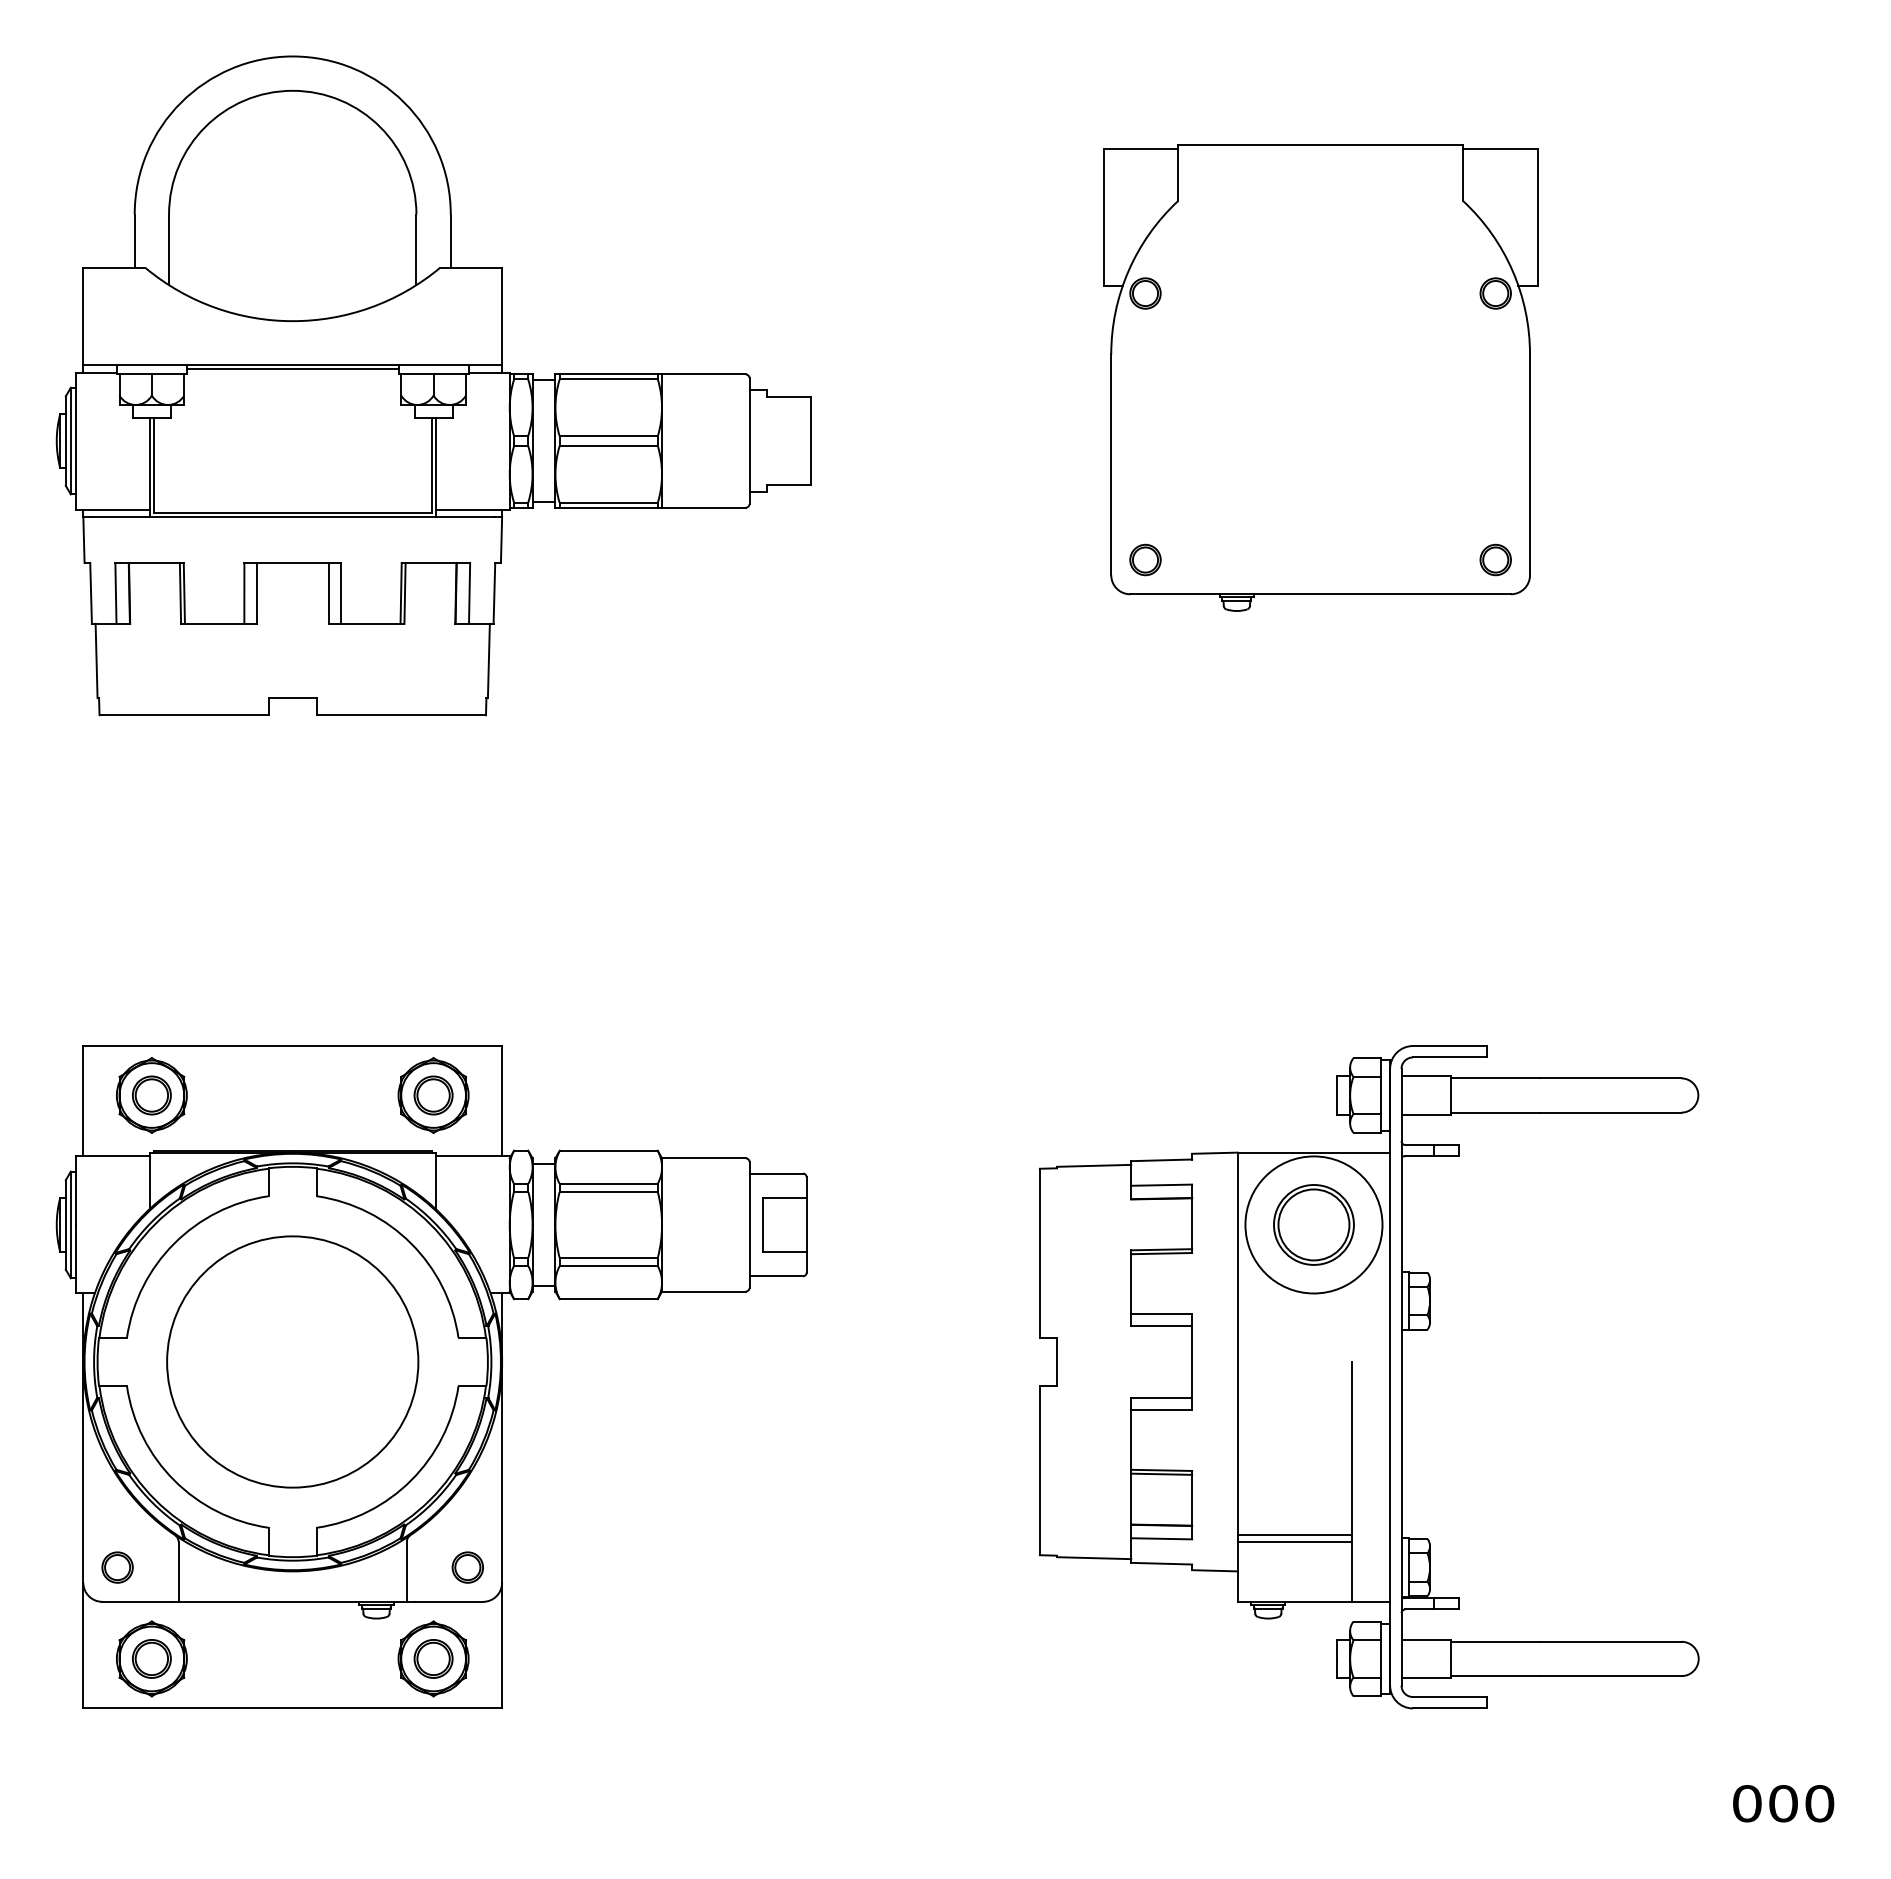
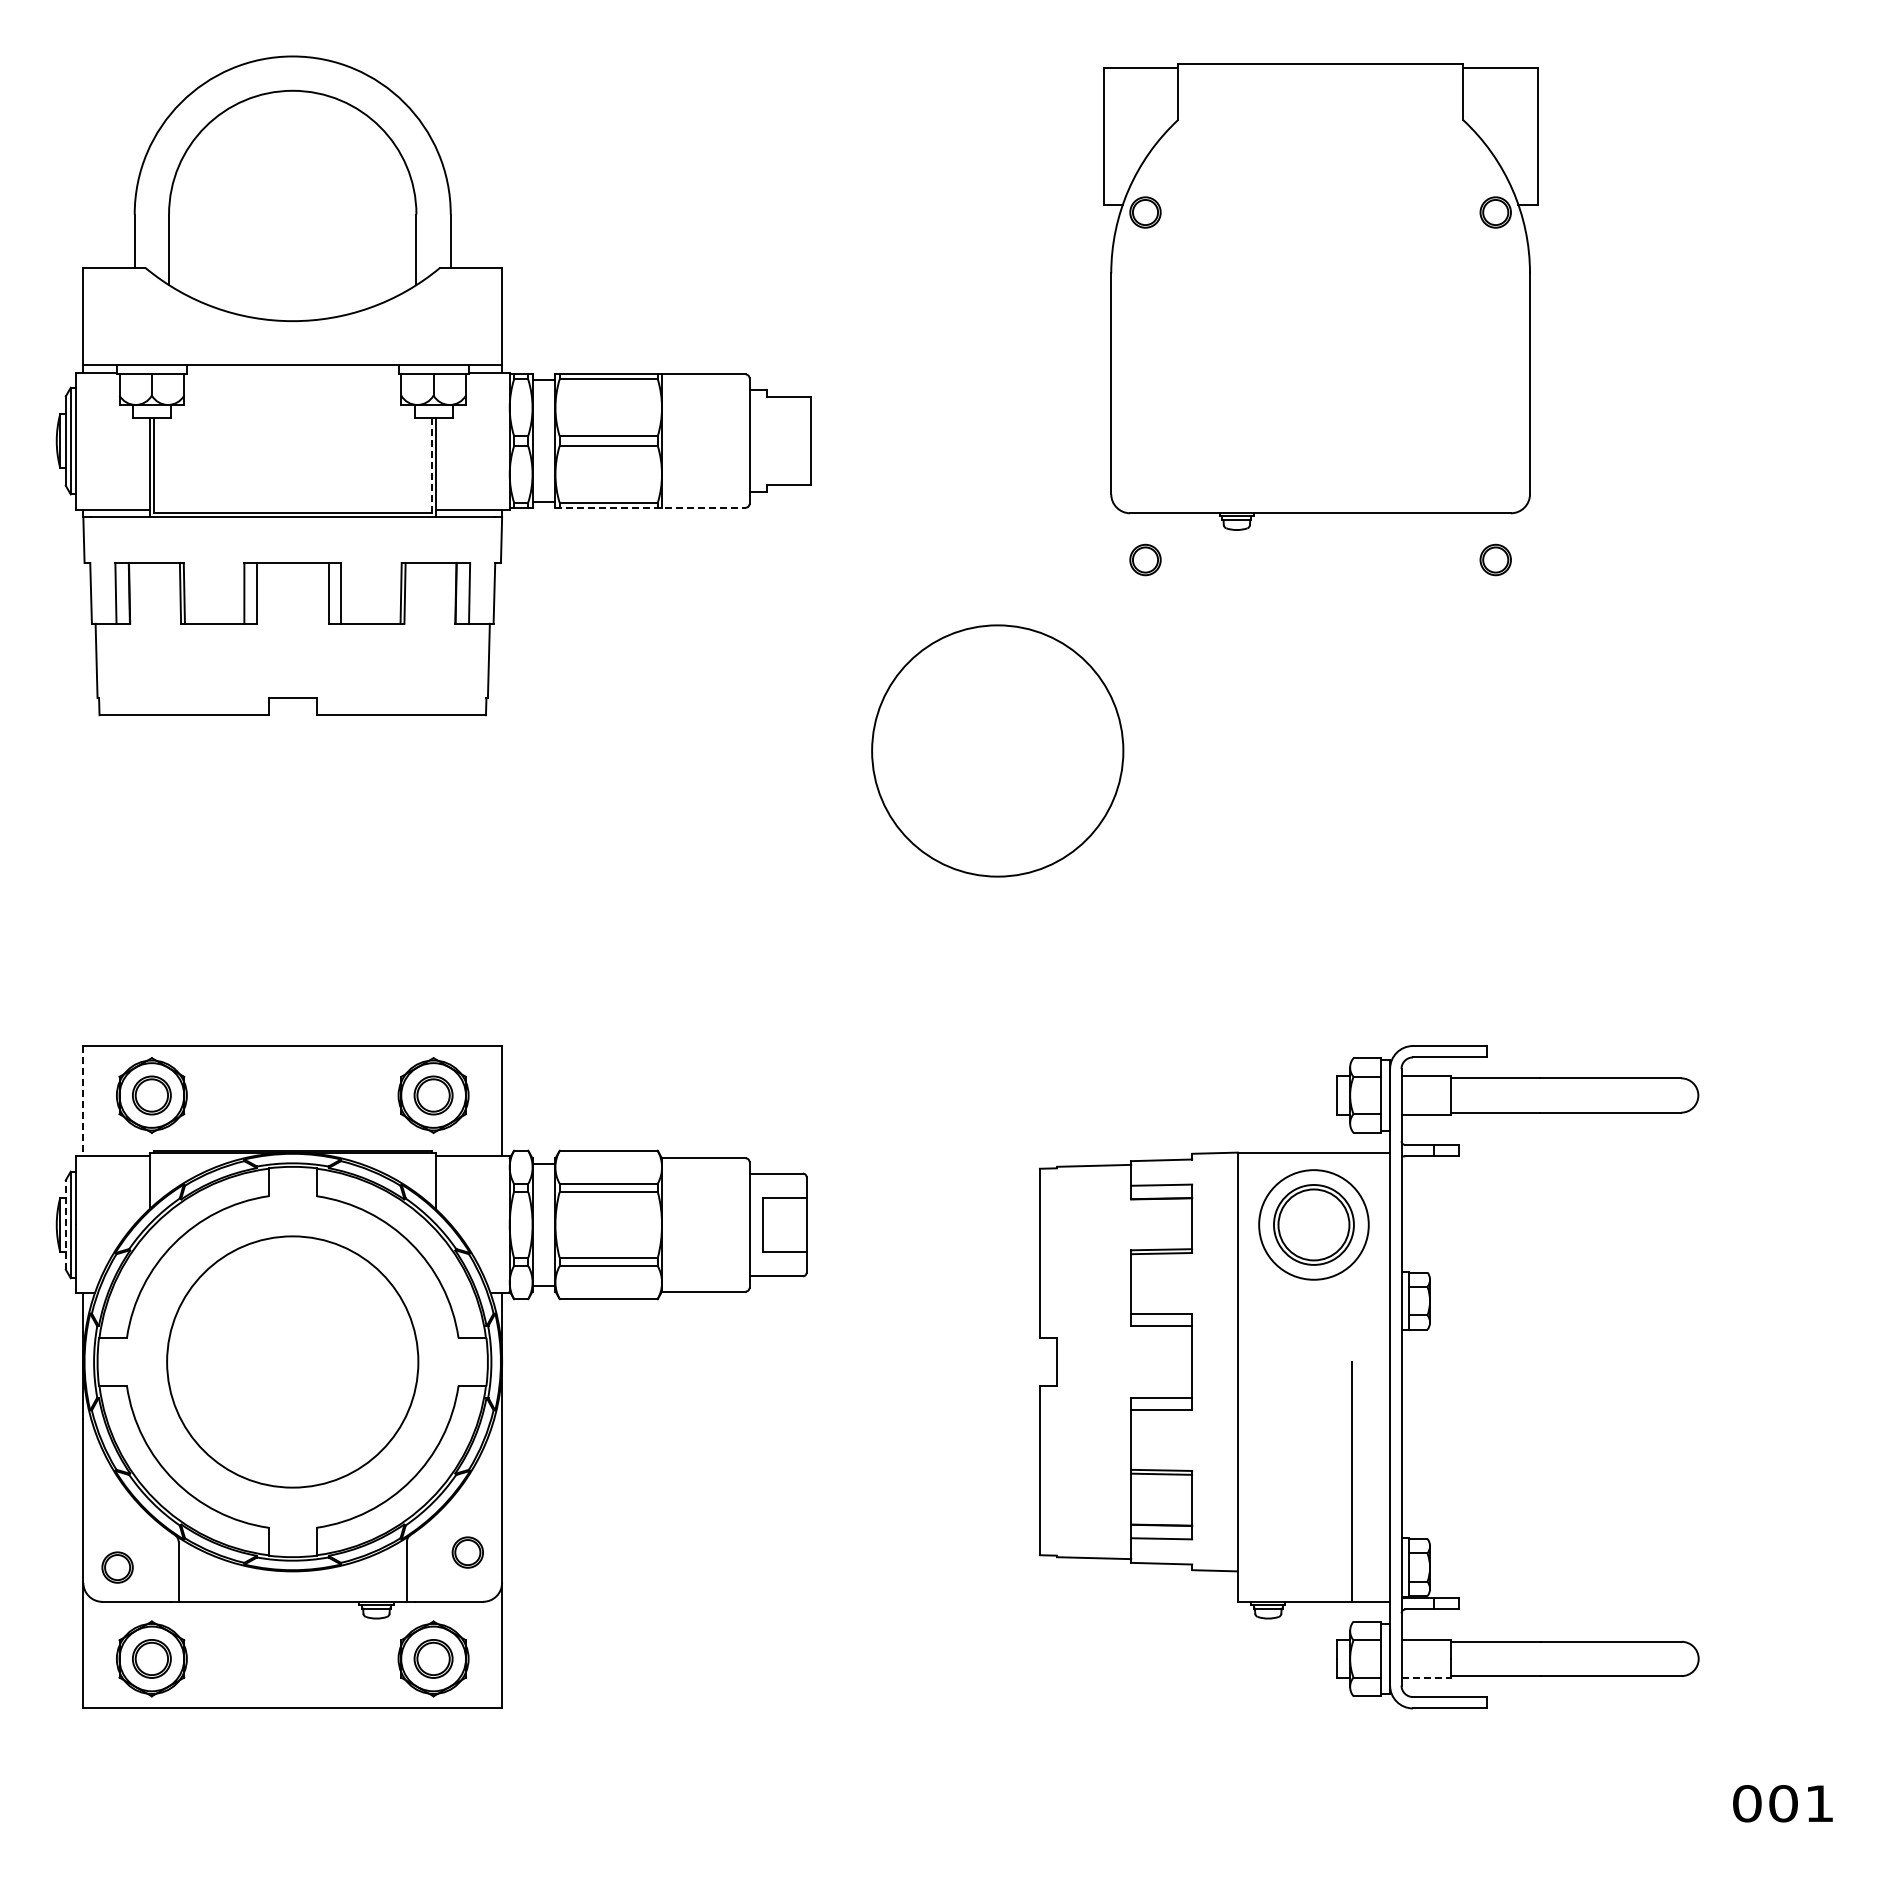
line: present -> none (292, 368)
part position: (1320, 377) -> (1320, 296) (1320, 296)
line: solid -> dashed (431, 465)
line: solid -> dashed (651, 507)
circle: none -> present (997, 750)
line: solid -> dashed (83, 1101)
line: solid -> dashed (65, 1224)
circle diameter: 137 px -> 110 px (1313, 1224)
line: present -> none (1294, 1535)
line: present -> none (1294, 1541)
part position: (467, 1567) -> (467, 1552) (467, 1552)
line: solid -> dashed (1426, 1677)
text: 000 -> 001 (1819, 1803)
